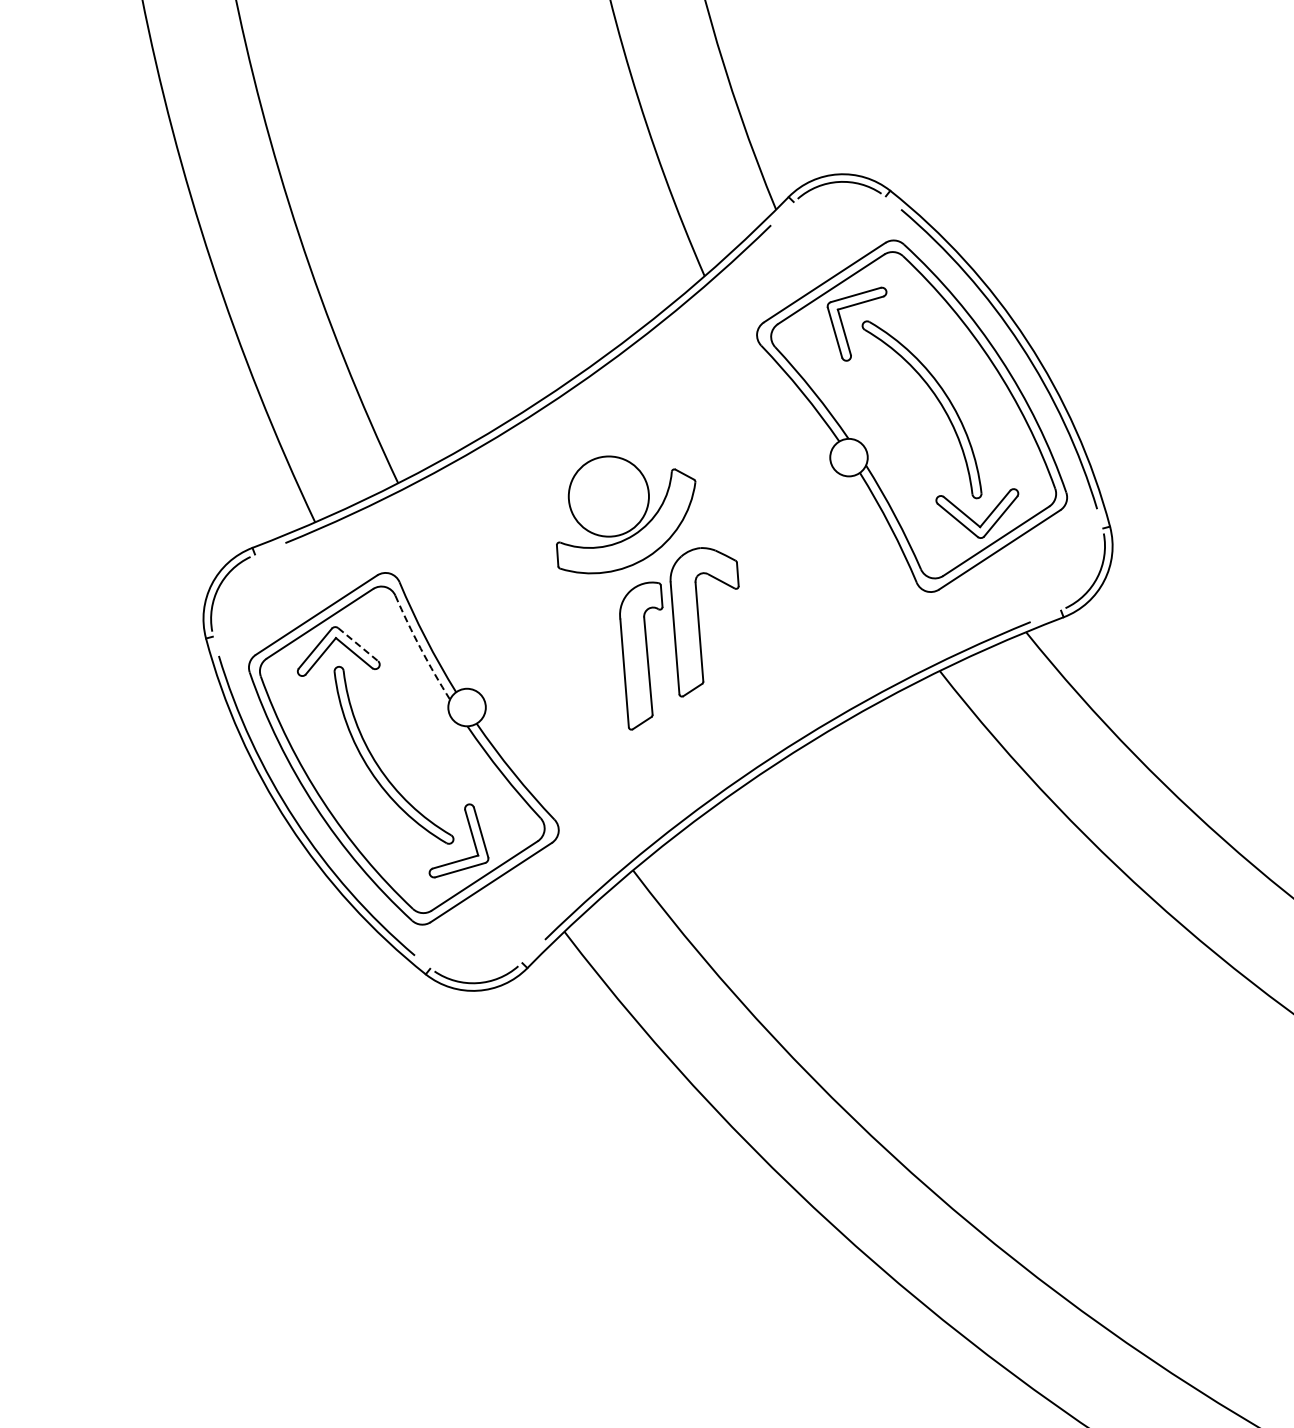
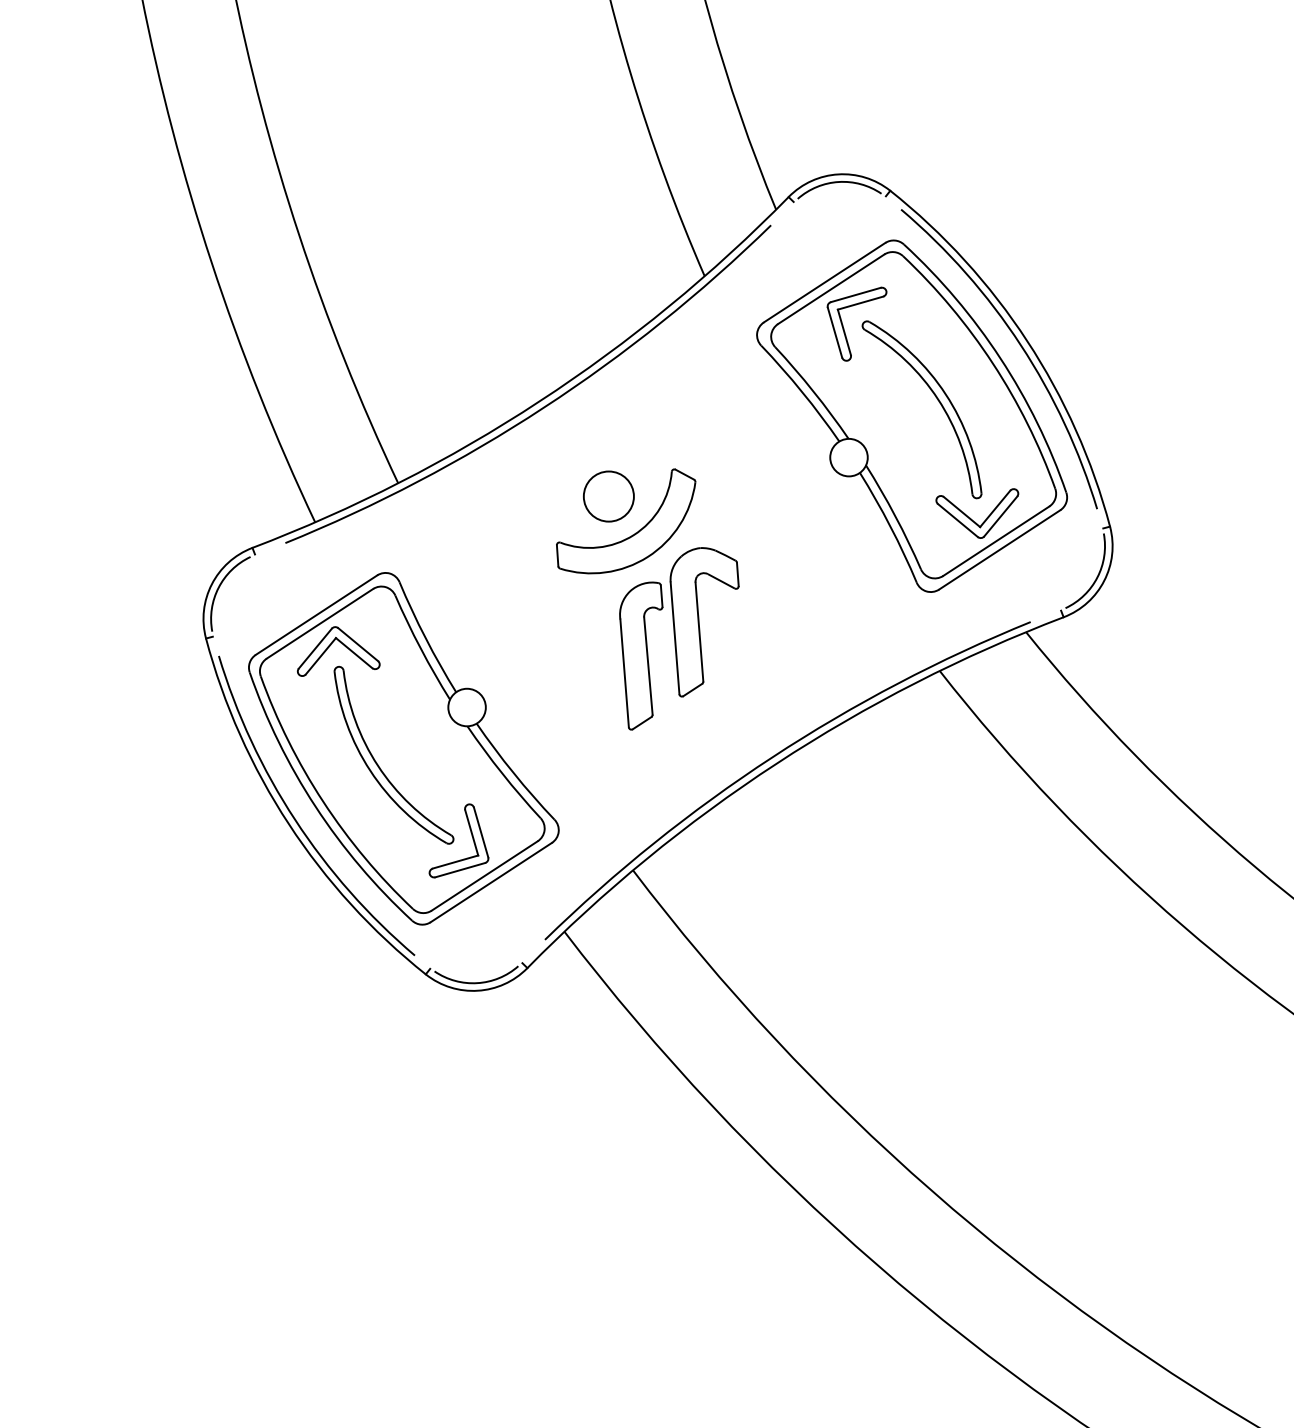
circle diameter: 80 px -> 50 px (608, 496)
line: dashed -> solid (358, 644)
arc: dashed -> solid (420, 648)
